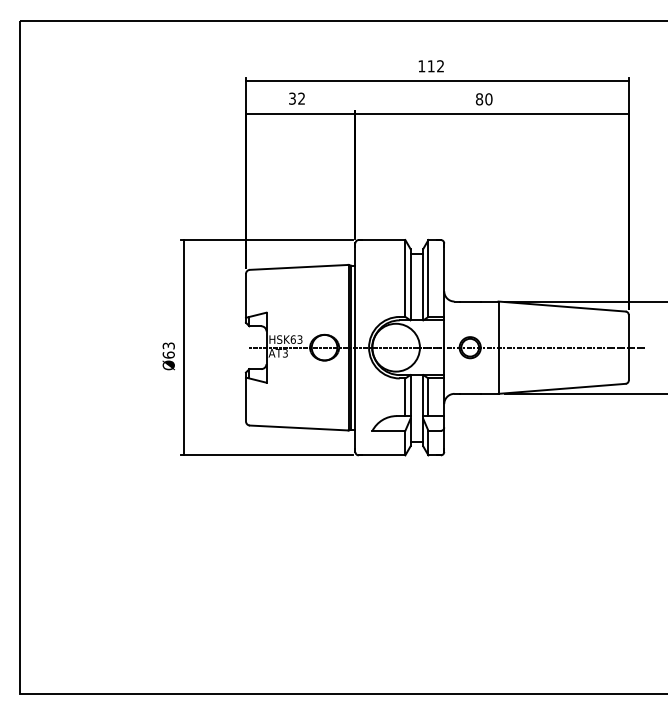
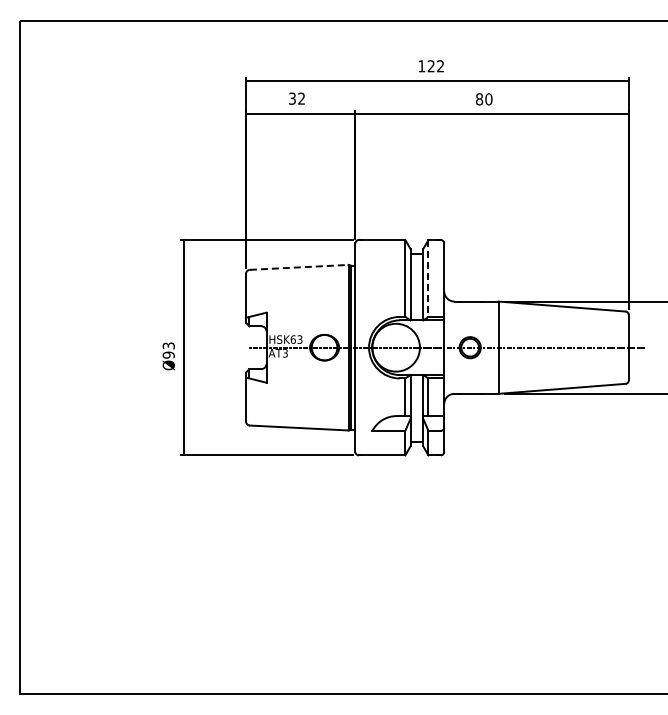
text: 112 -> 122 (430, 66)
line: solid -> dashed (299, 267)
line: solid -> dashed (428, 278)
text: Ø63 -> Ø93 (168, 354)
